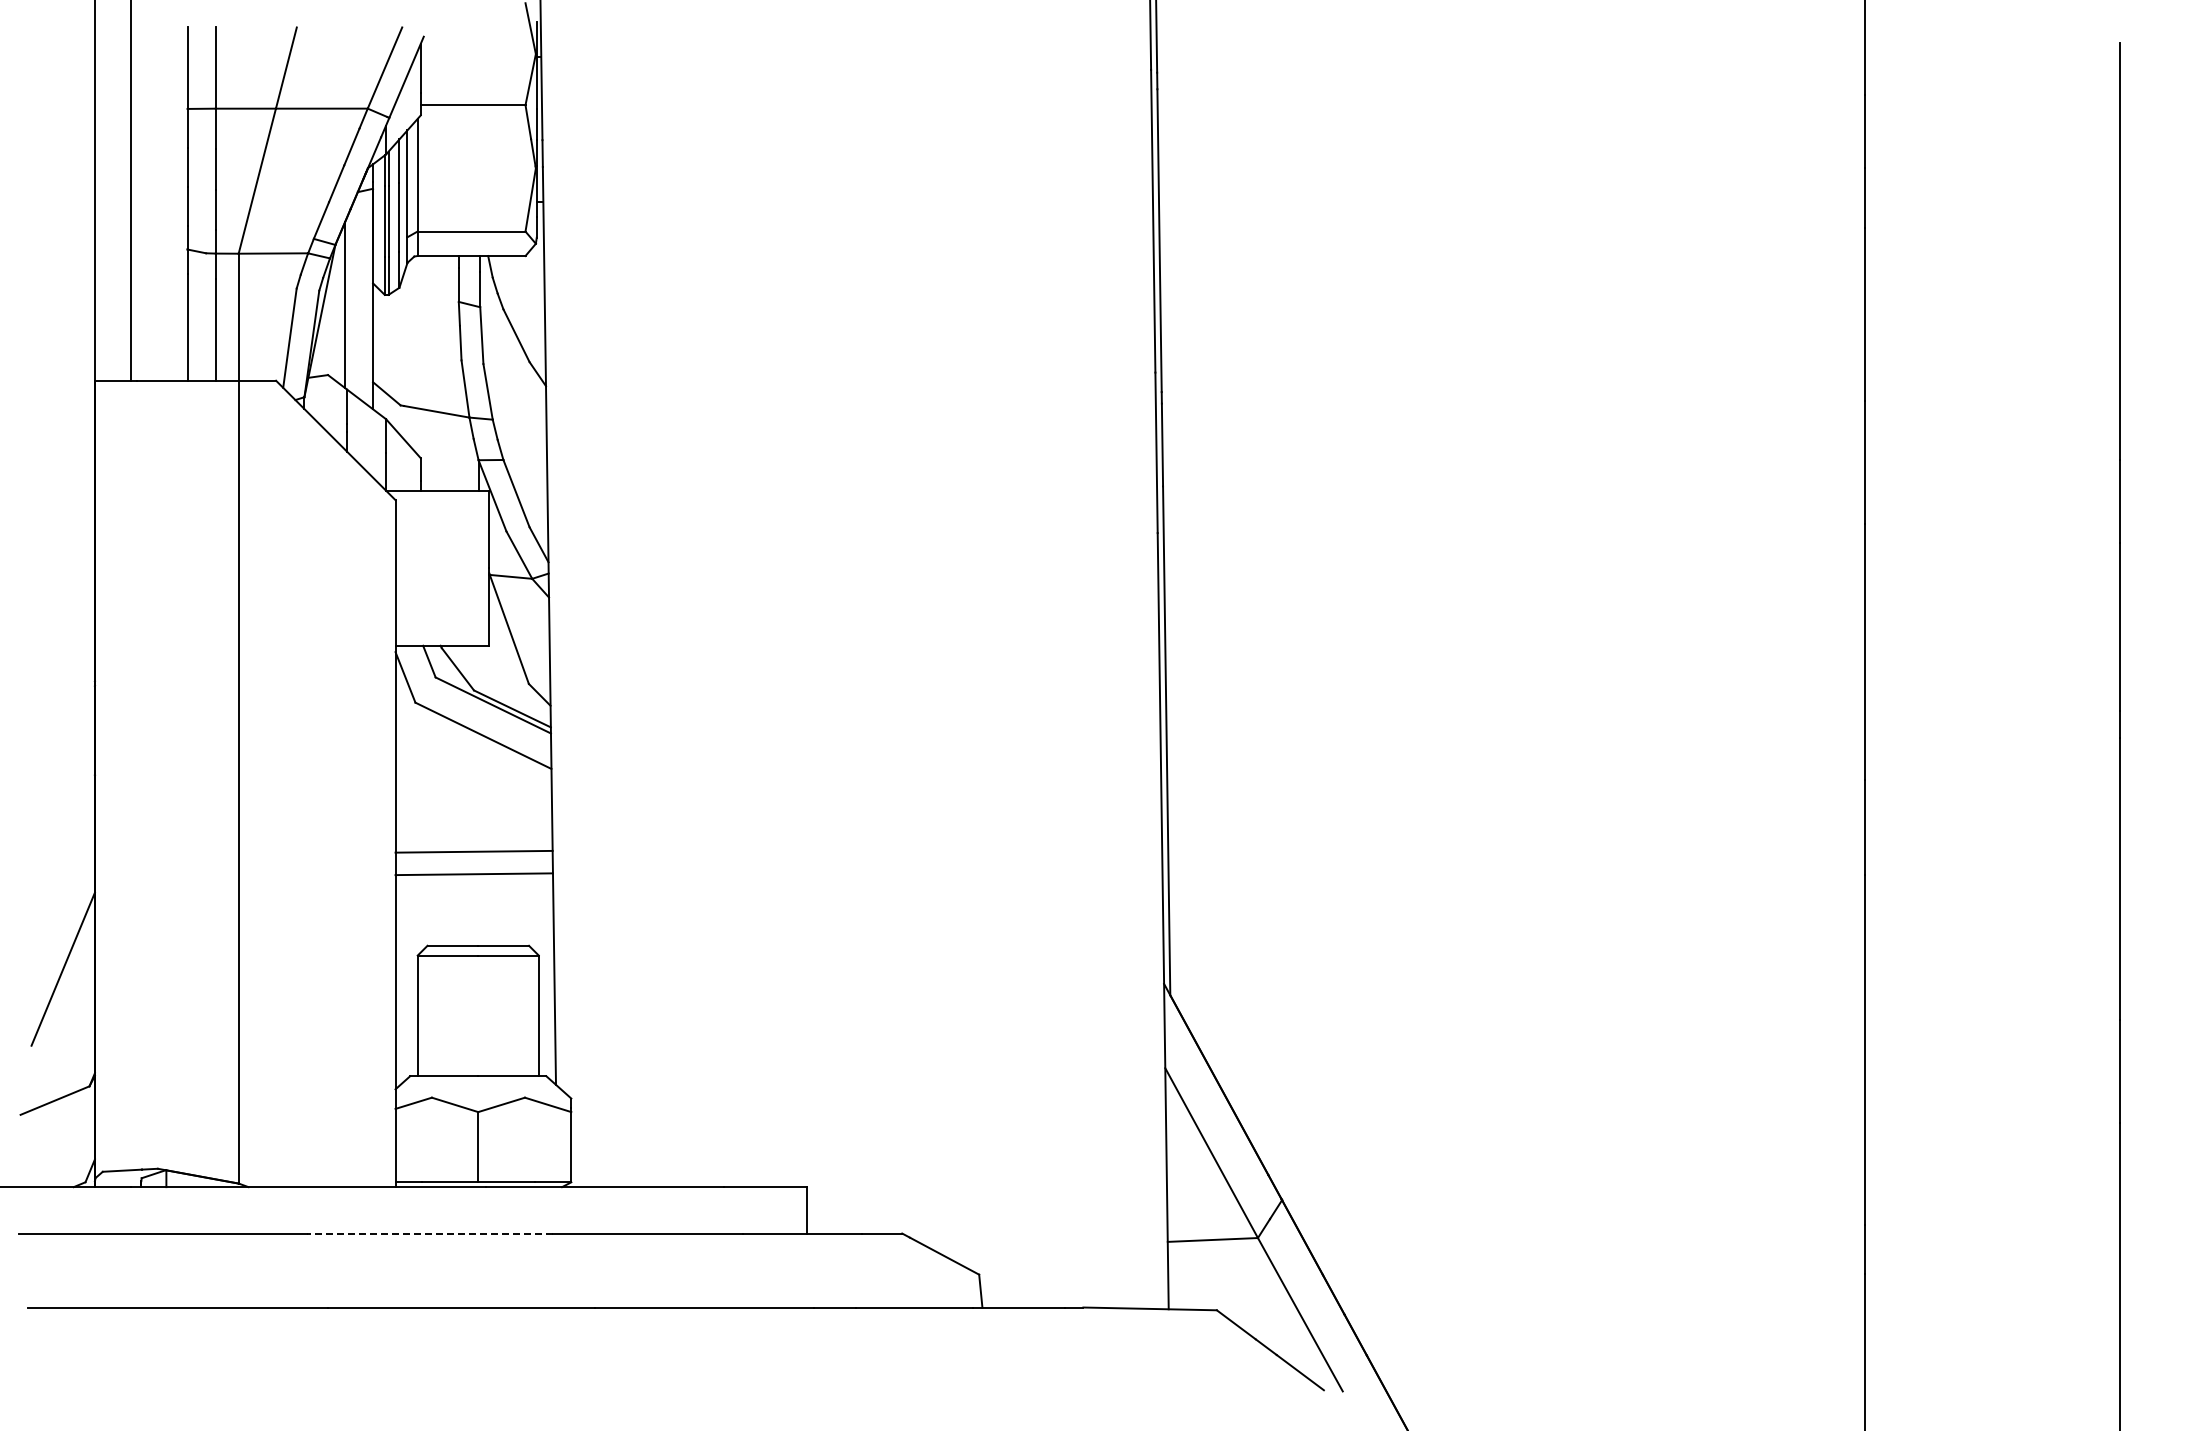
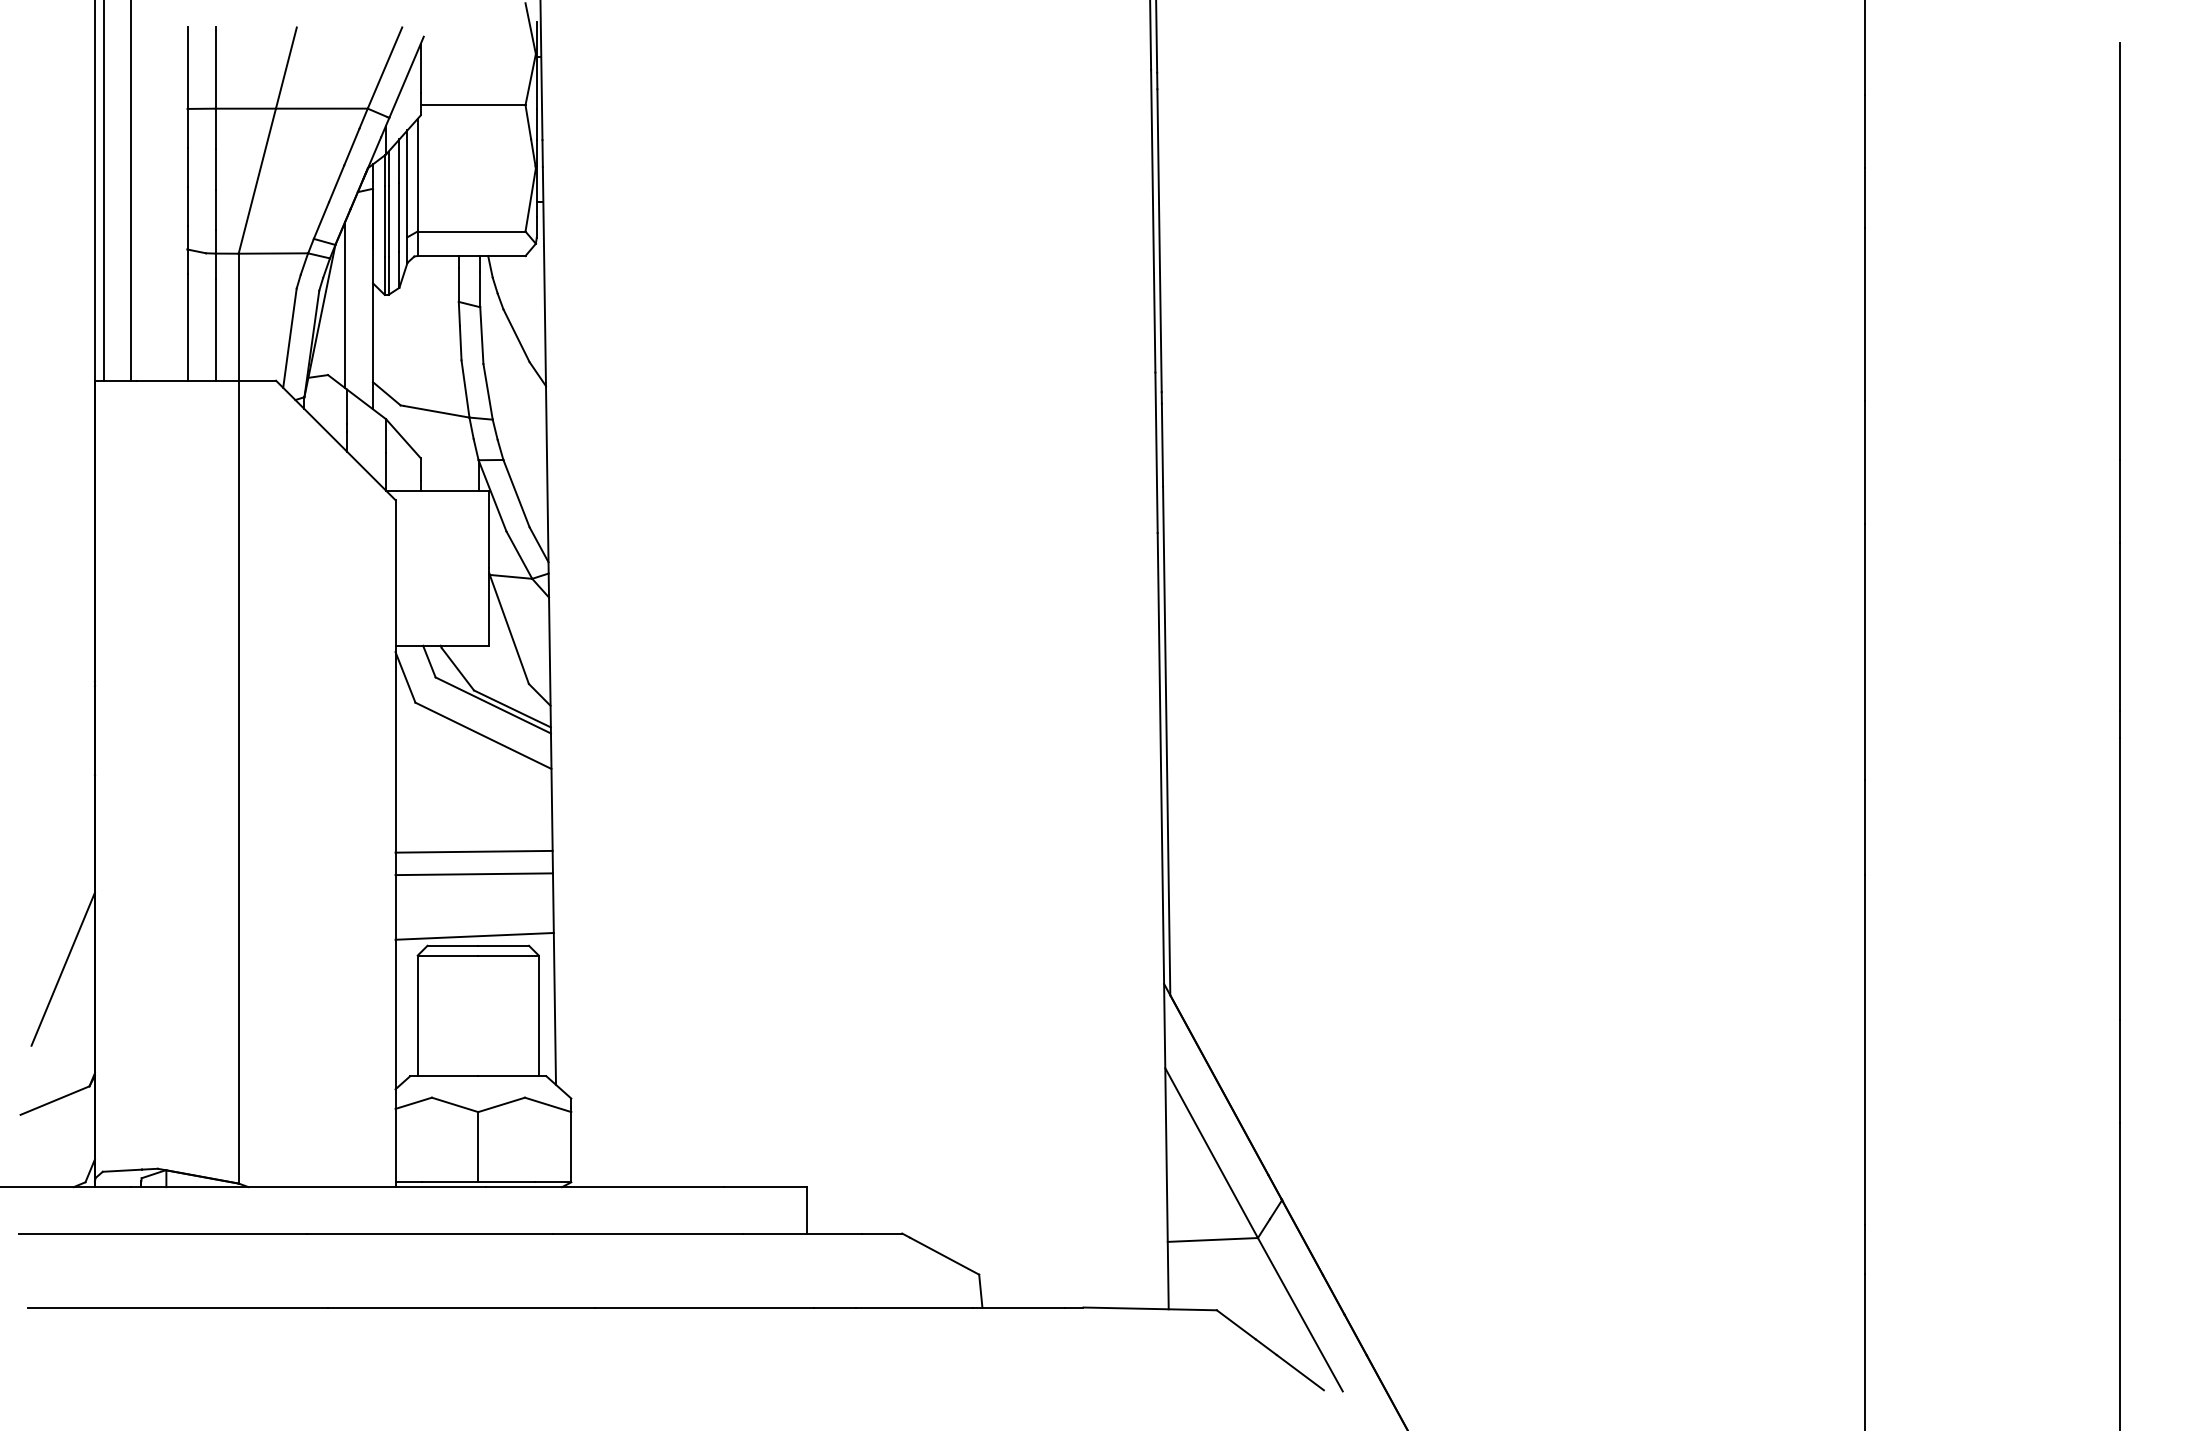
line: none -> present (104, 191)
line: none -> present (474, 935)
line: dashed -> solid (429, 1233)
